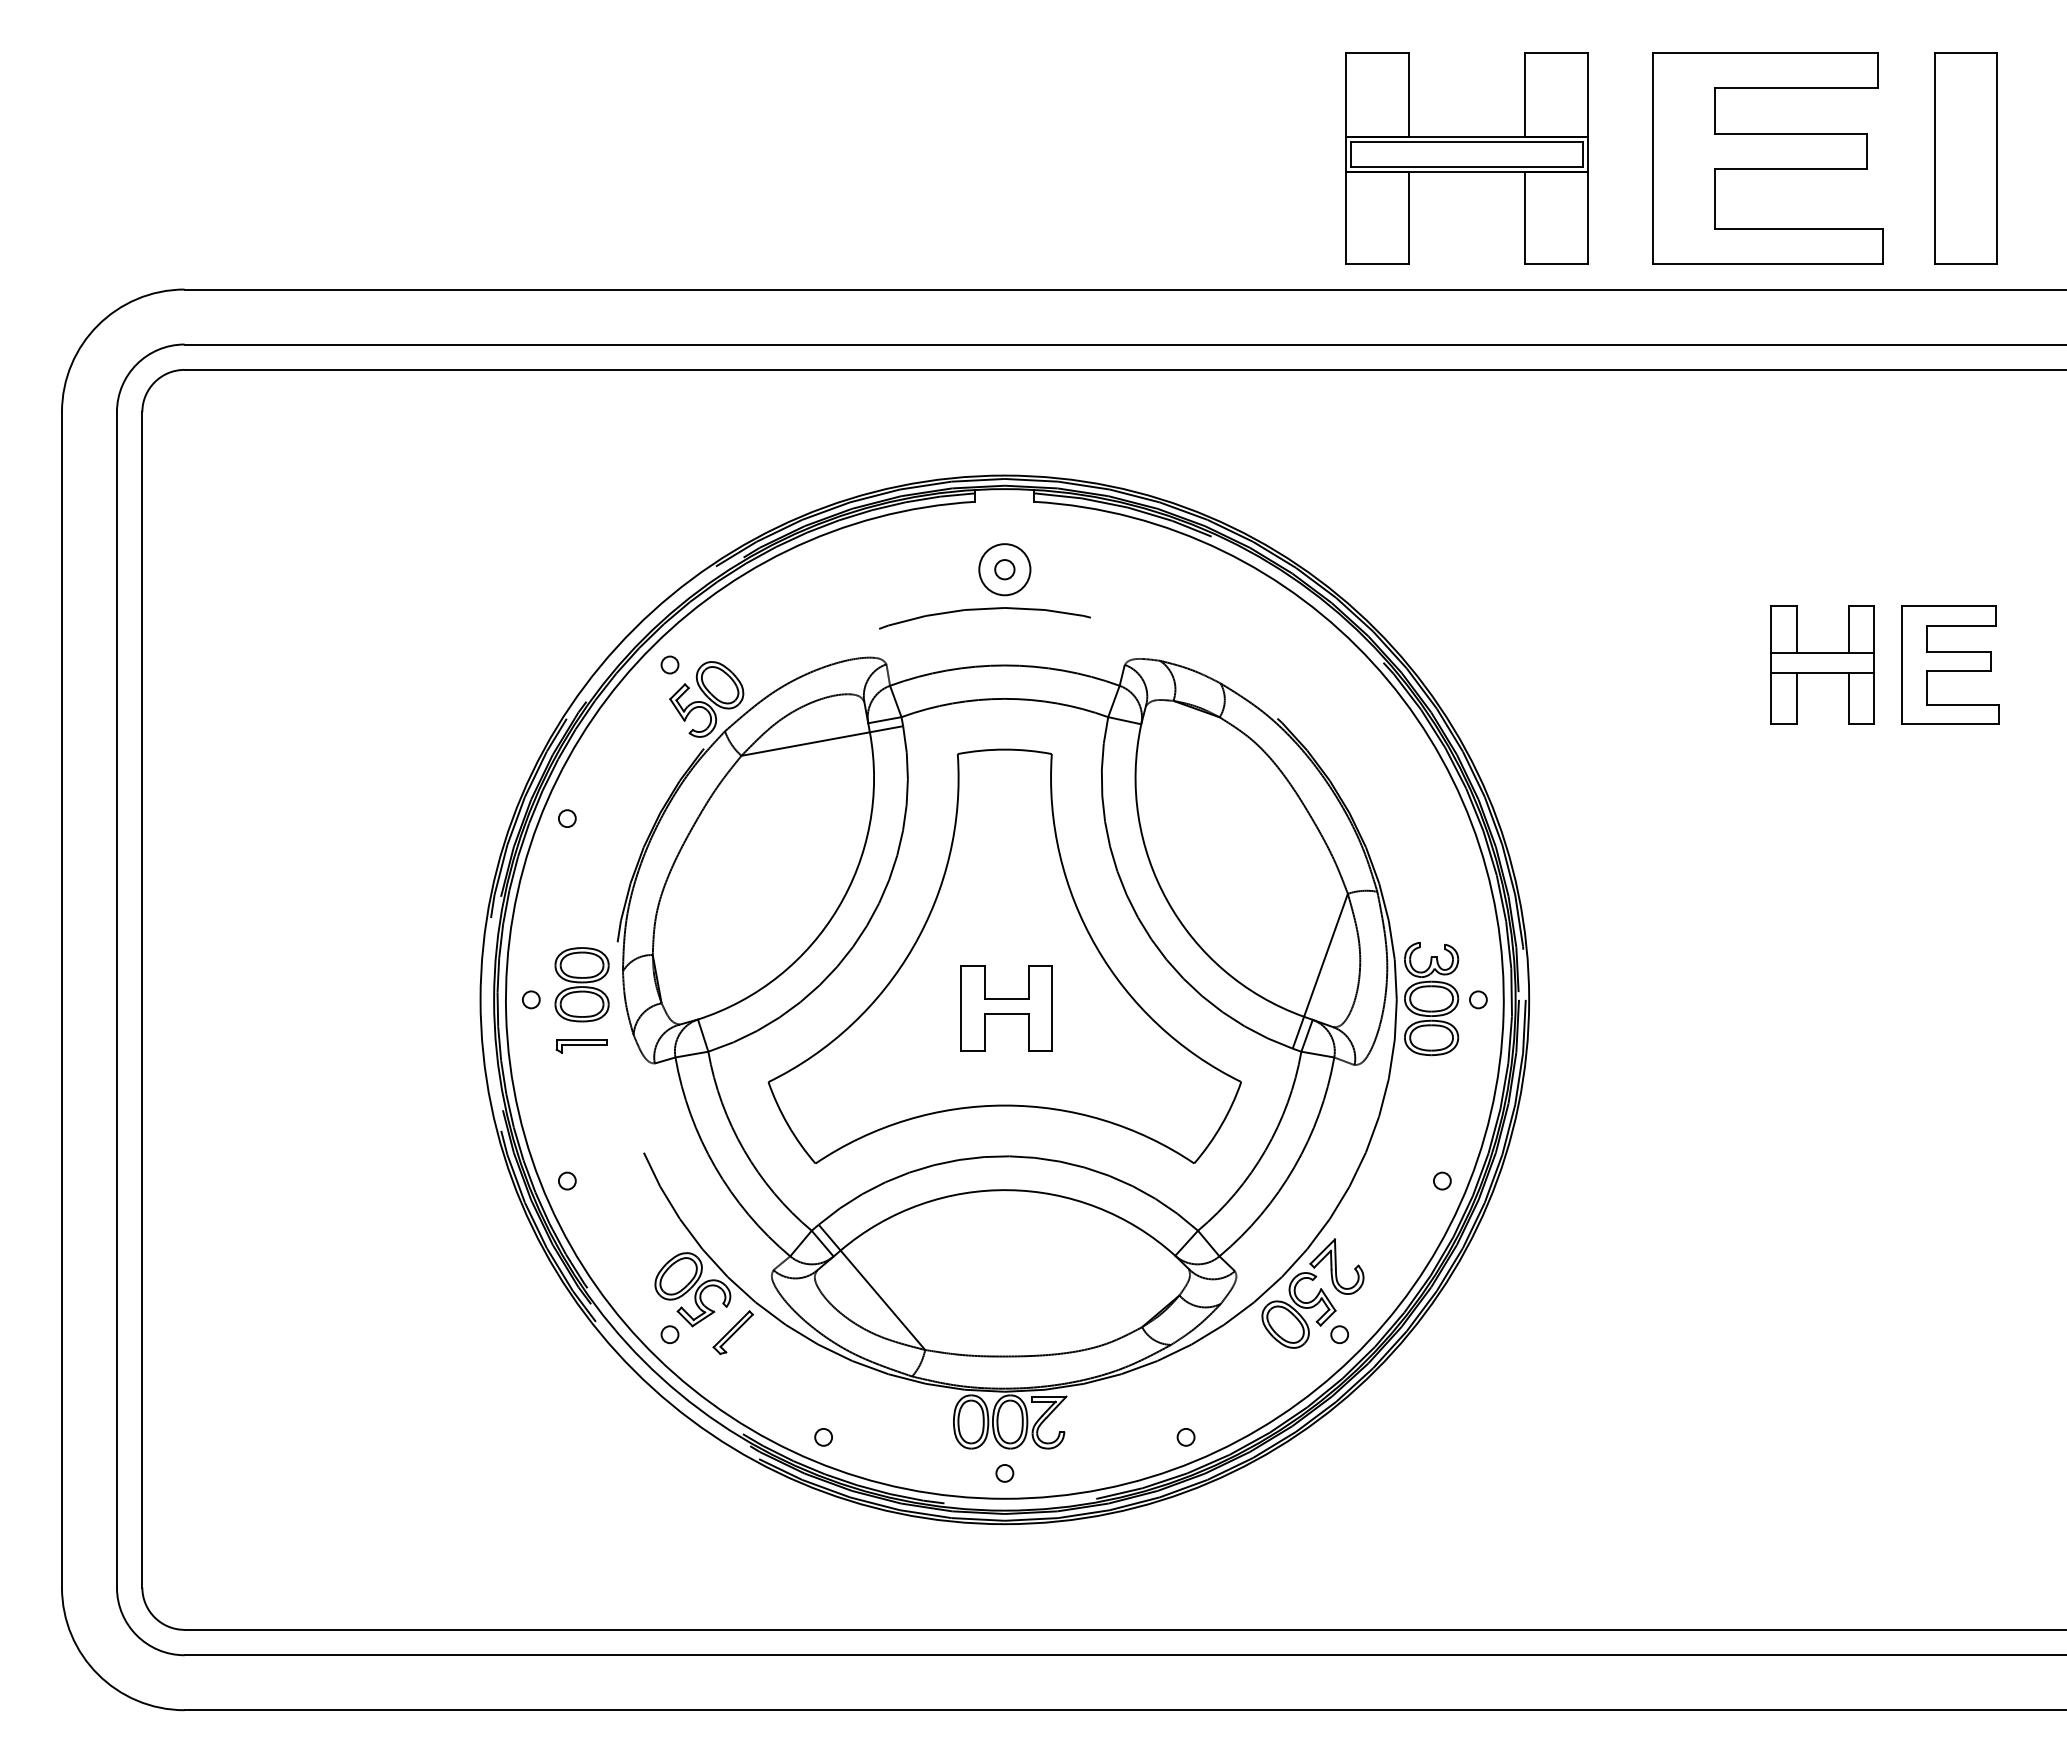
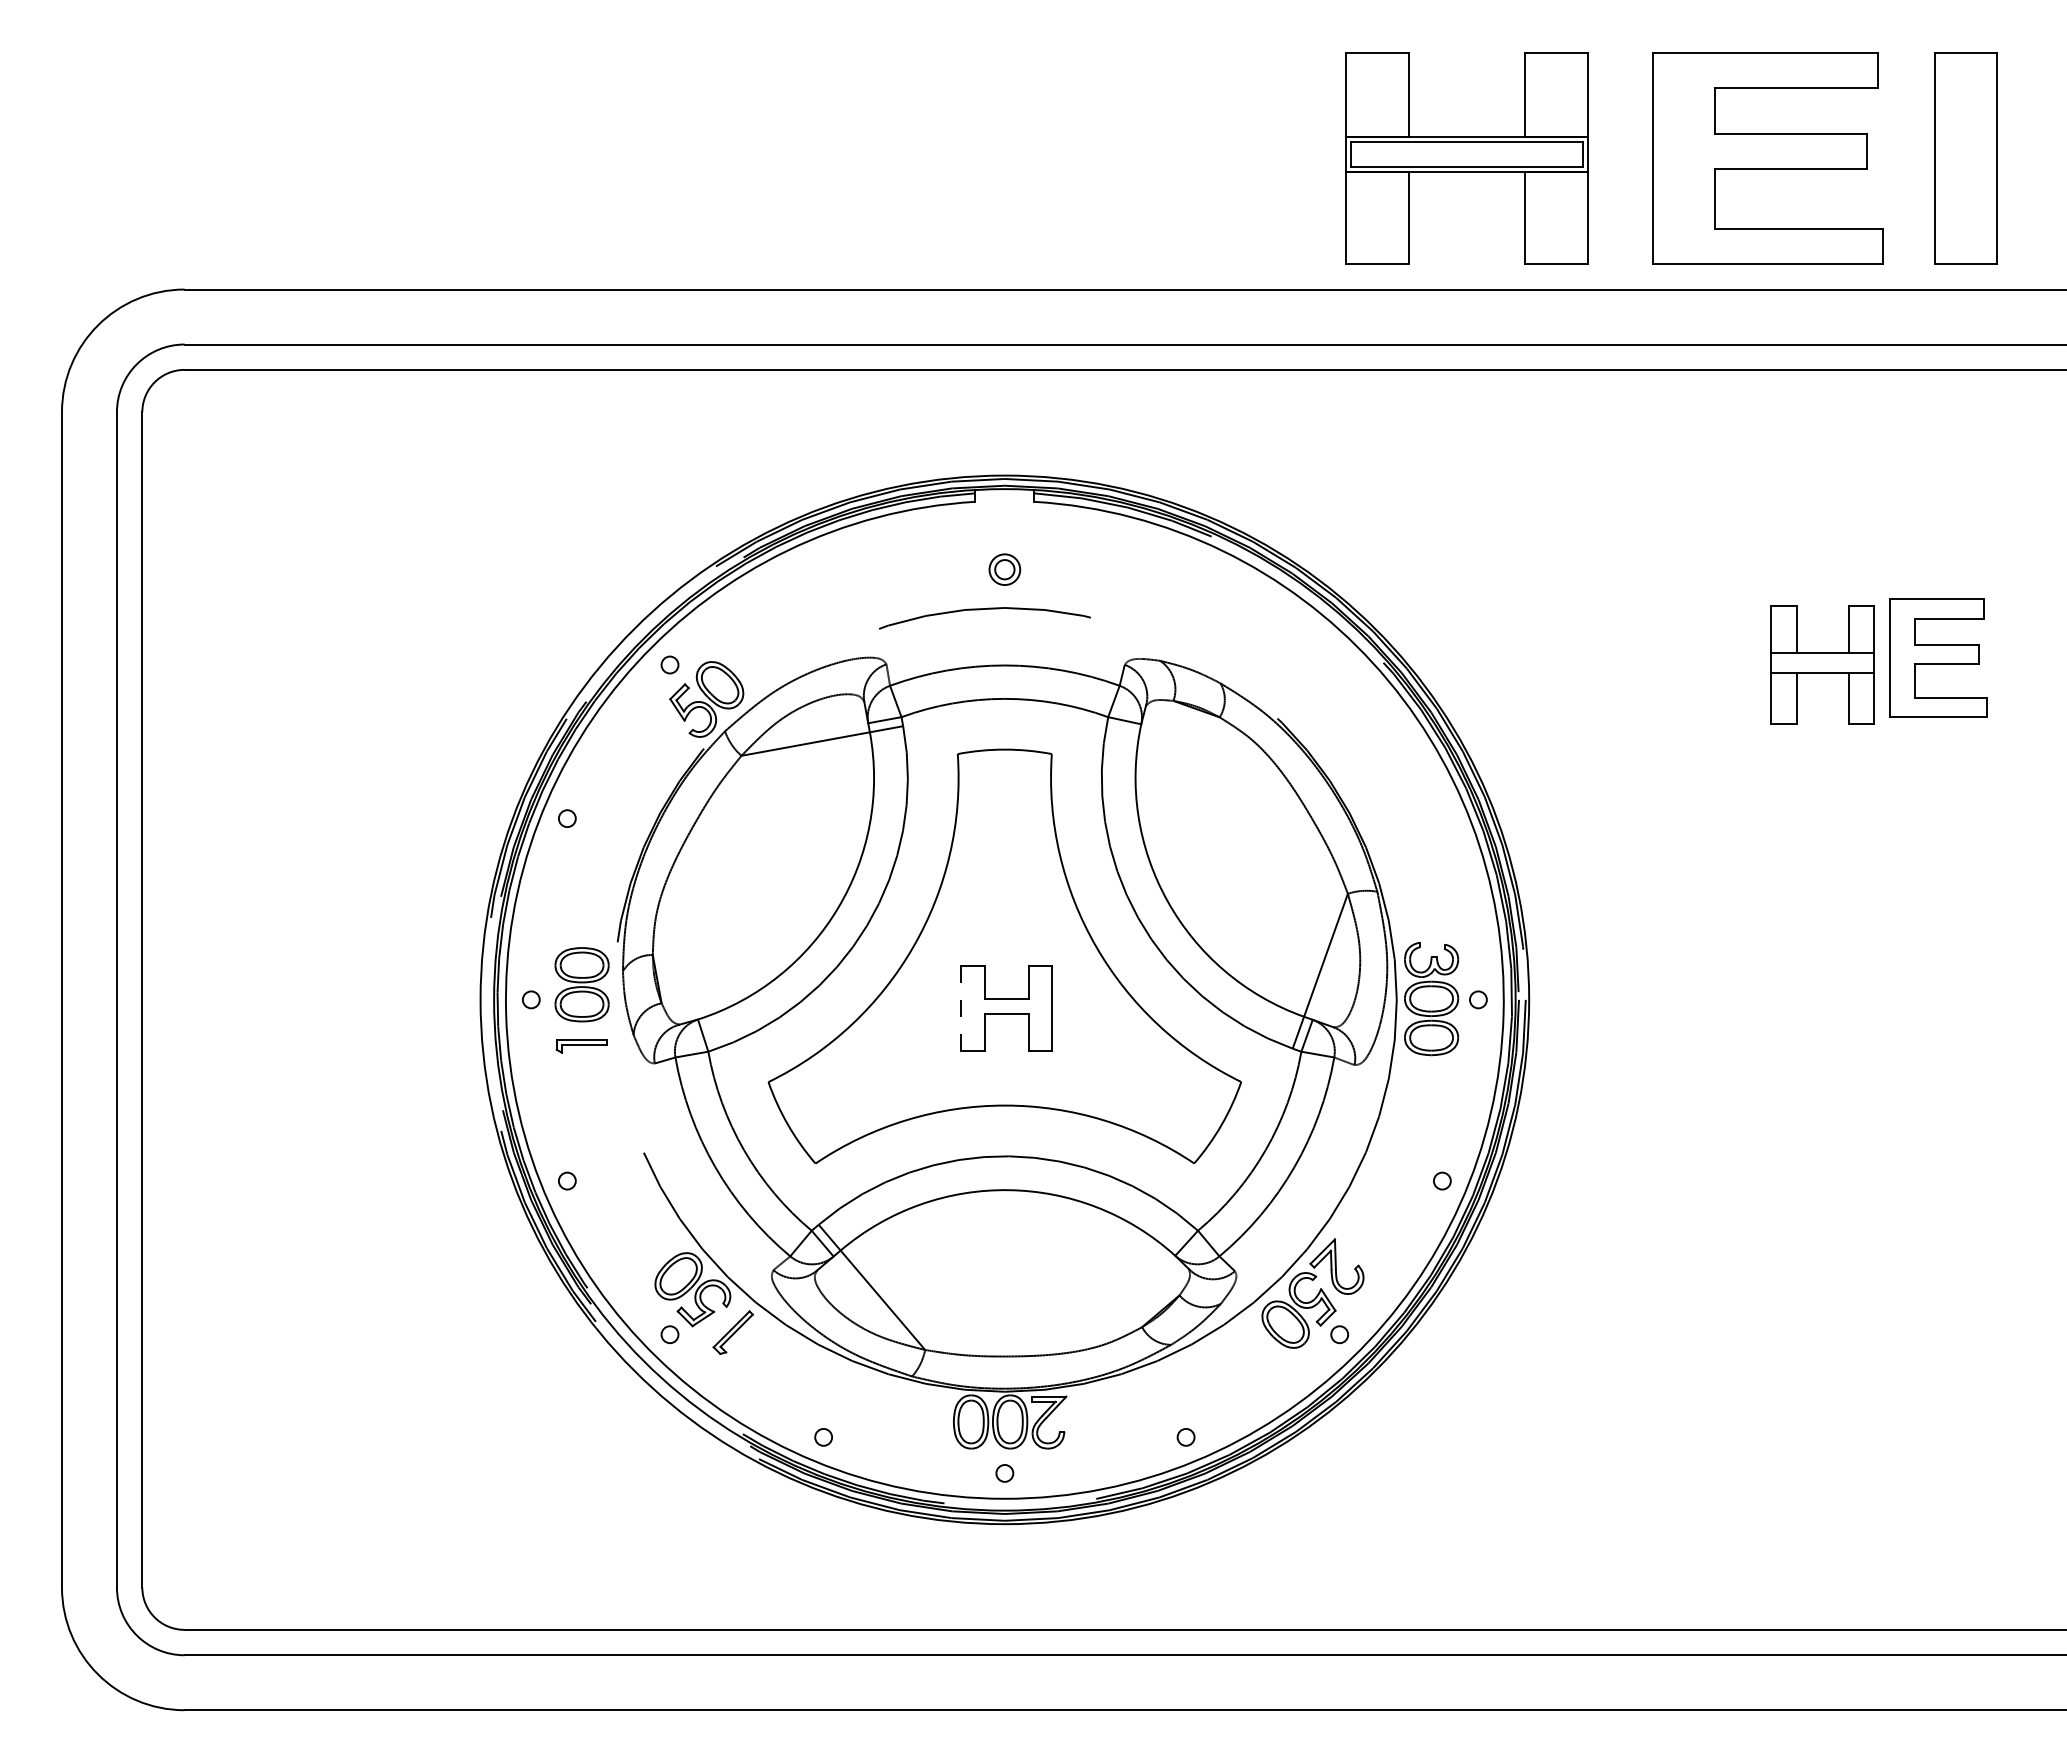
circle diameter: 51 px -> 31 px (1004, 569)
part position: (1950, 664) -> (1938, 657) (1938, 657)
line: solid -> dashed (961, 1008)
